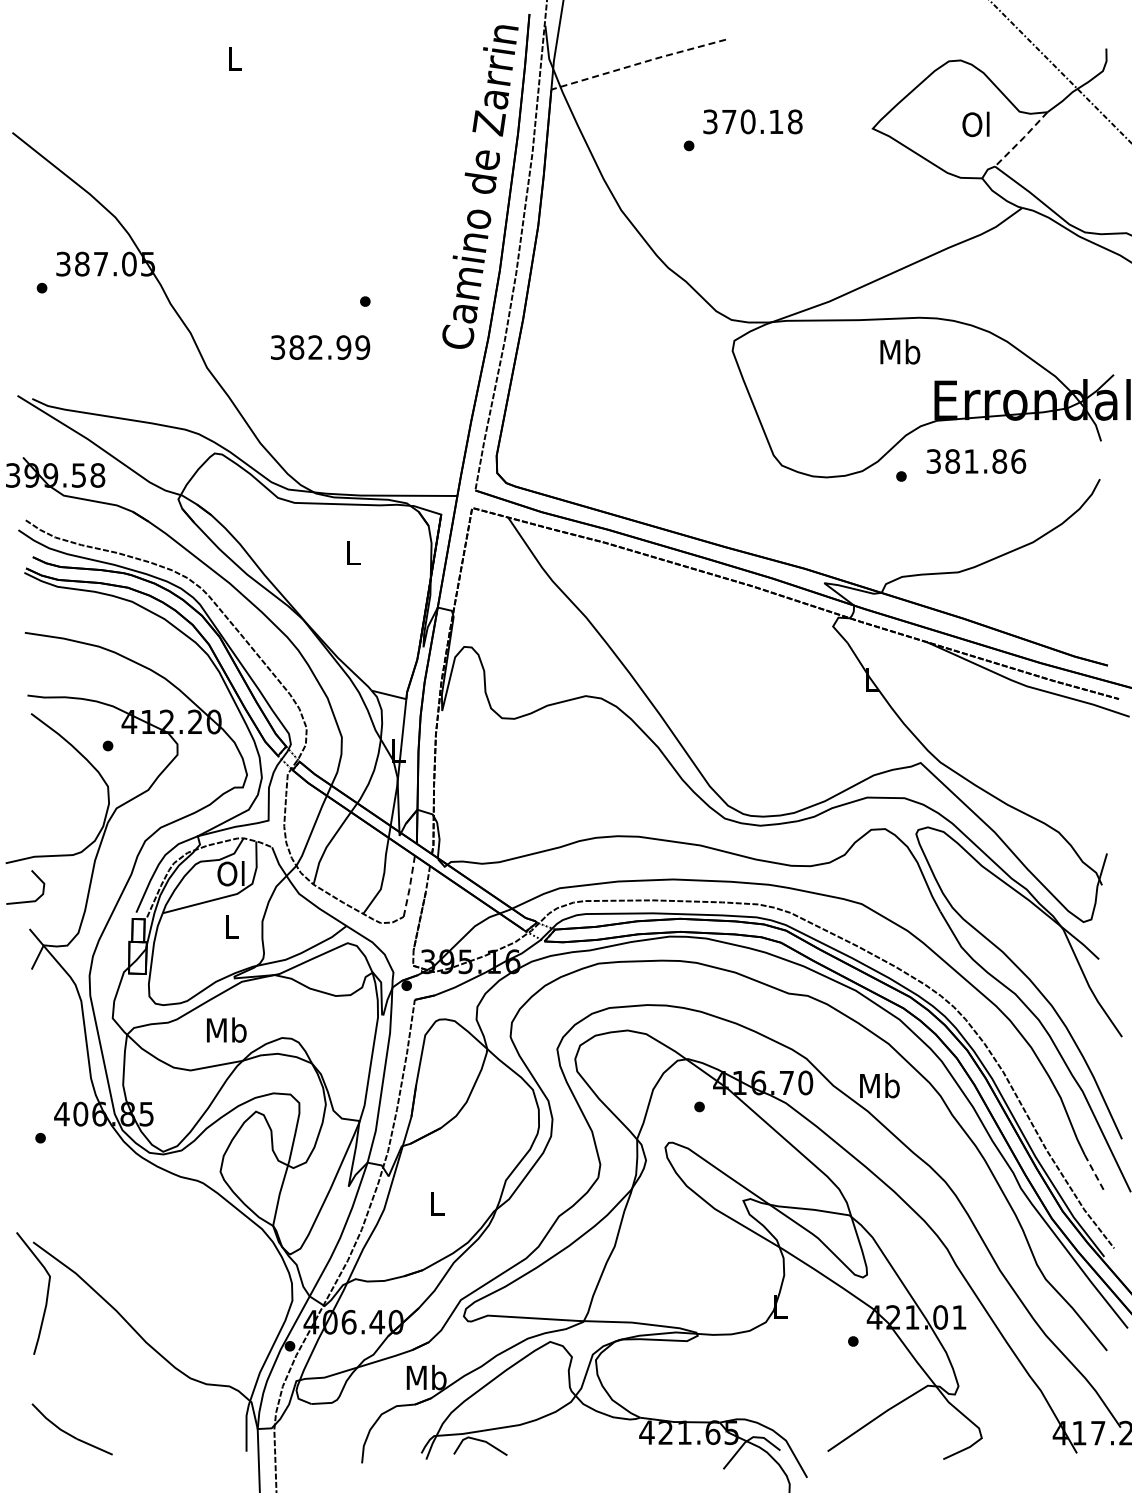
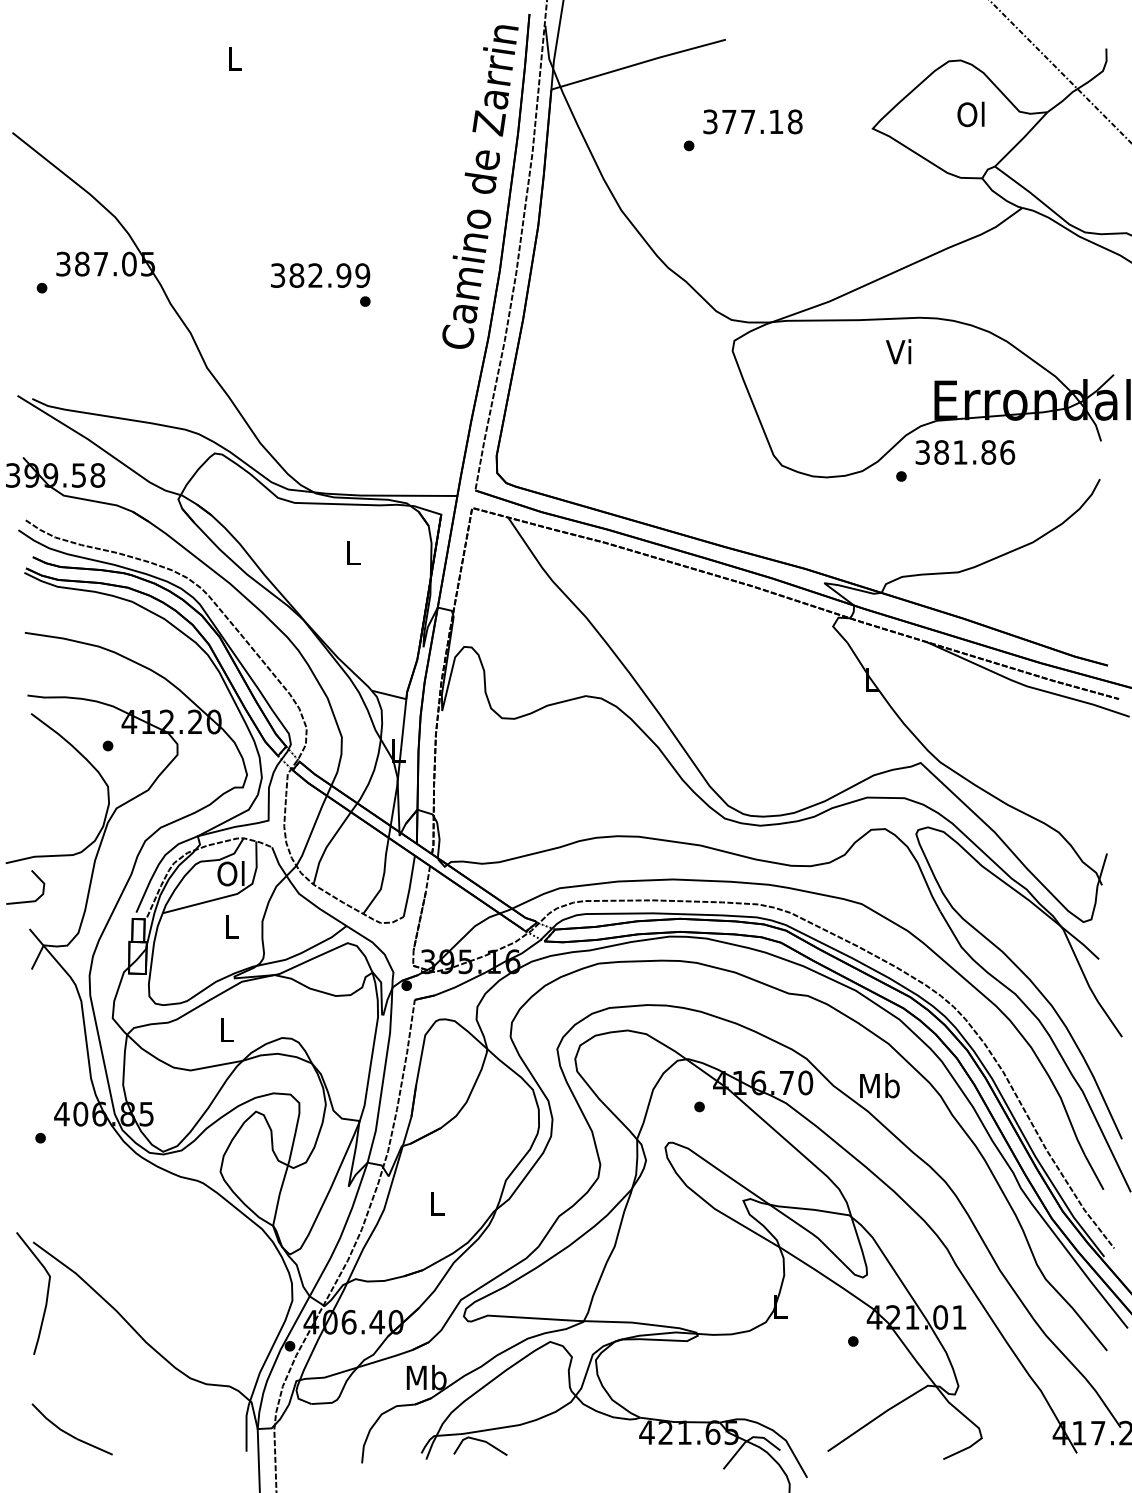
line: dashed -> solid (638, 63)
text: 370.18 -> 377.18 (747, 121)
text position: (975, 124) -> (970, 114) (970, 114)
line: dashed -> solid (1022, 139)
text position: (320, 347) -> (320, 275) (320, 275)
text: Mb -> Vi (900, 351)
text position: (976, 461) -> (965, 452) (965, 452)
line: dashed -> solid (409, 886)
text: Mb -> L (226, 1029)
line: dashed -> solid (1094, 1172)
